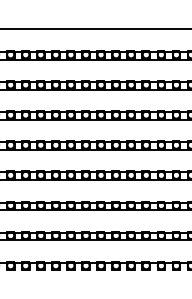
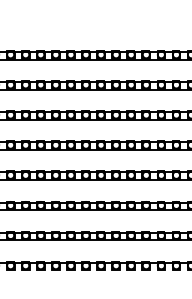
line: present -> none (95, 29)
